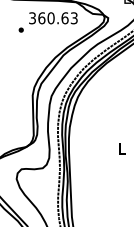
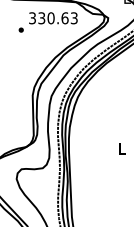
text: 360.63 -> 330.63 (41, 18)
